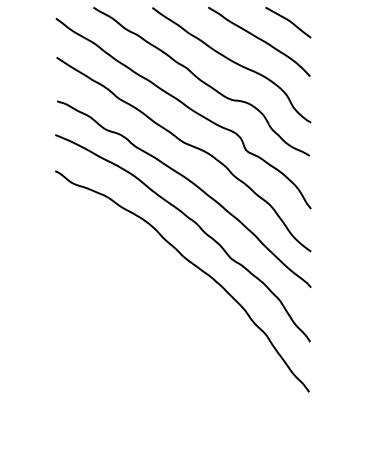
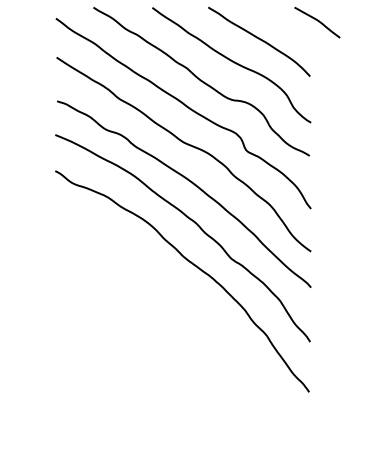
curve position: (288, 21) -> (317, 21) (317, 21)
